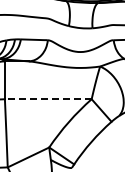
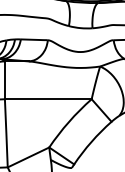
line: dashed -> solid (47, 99)
